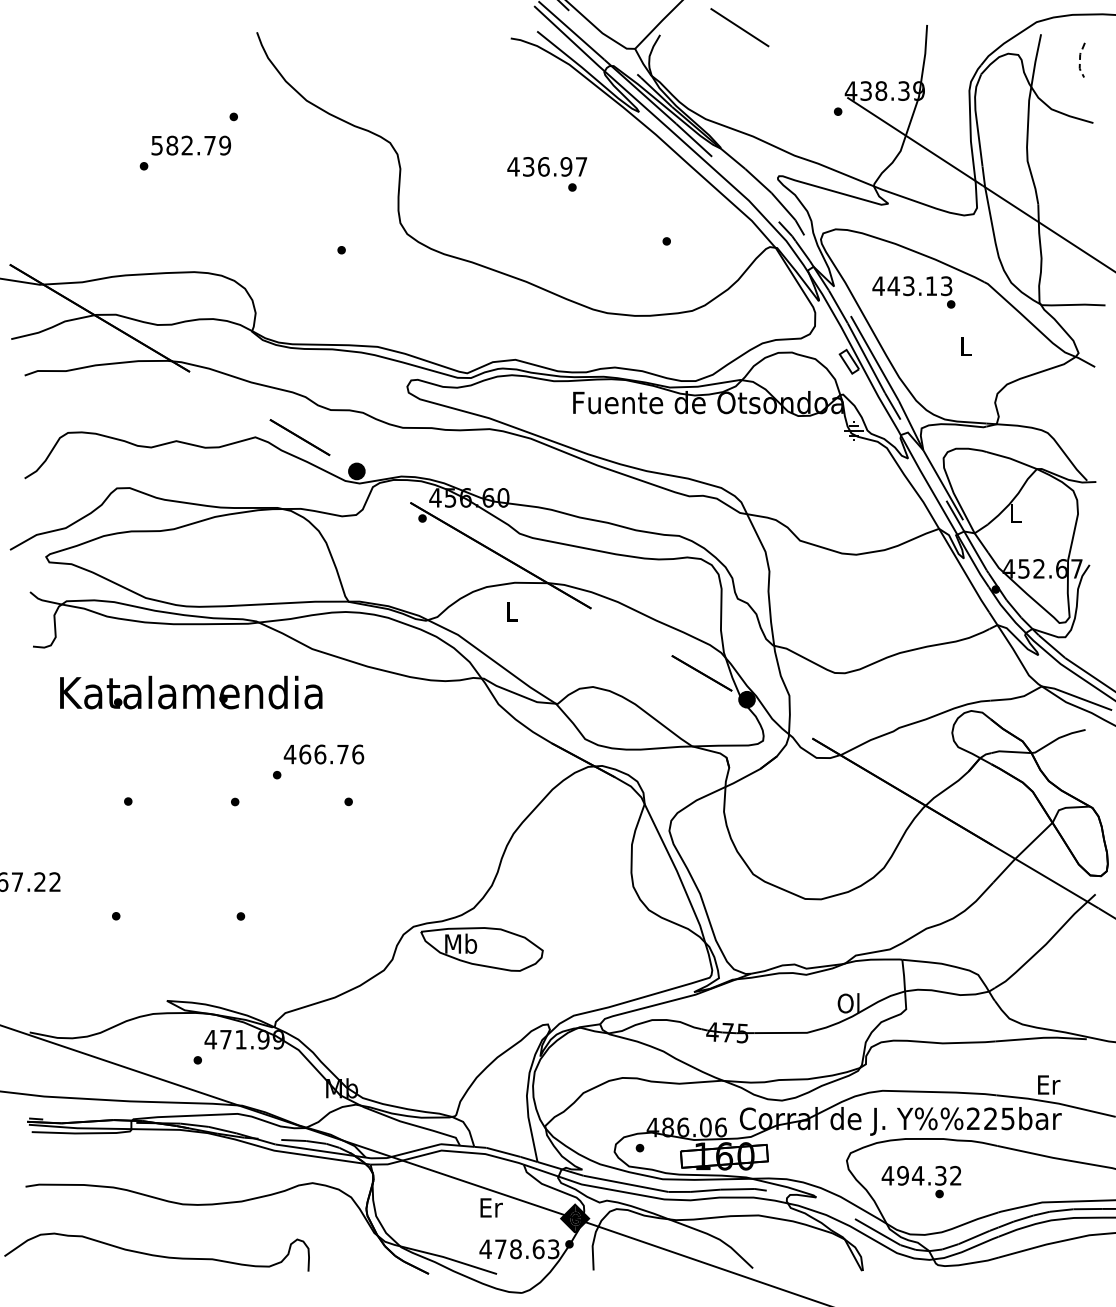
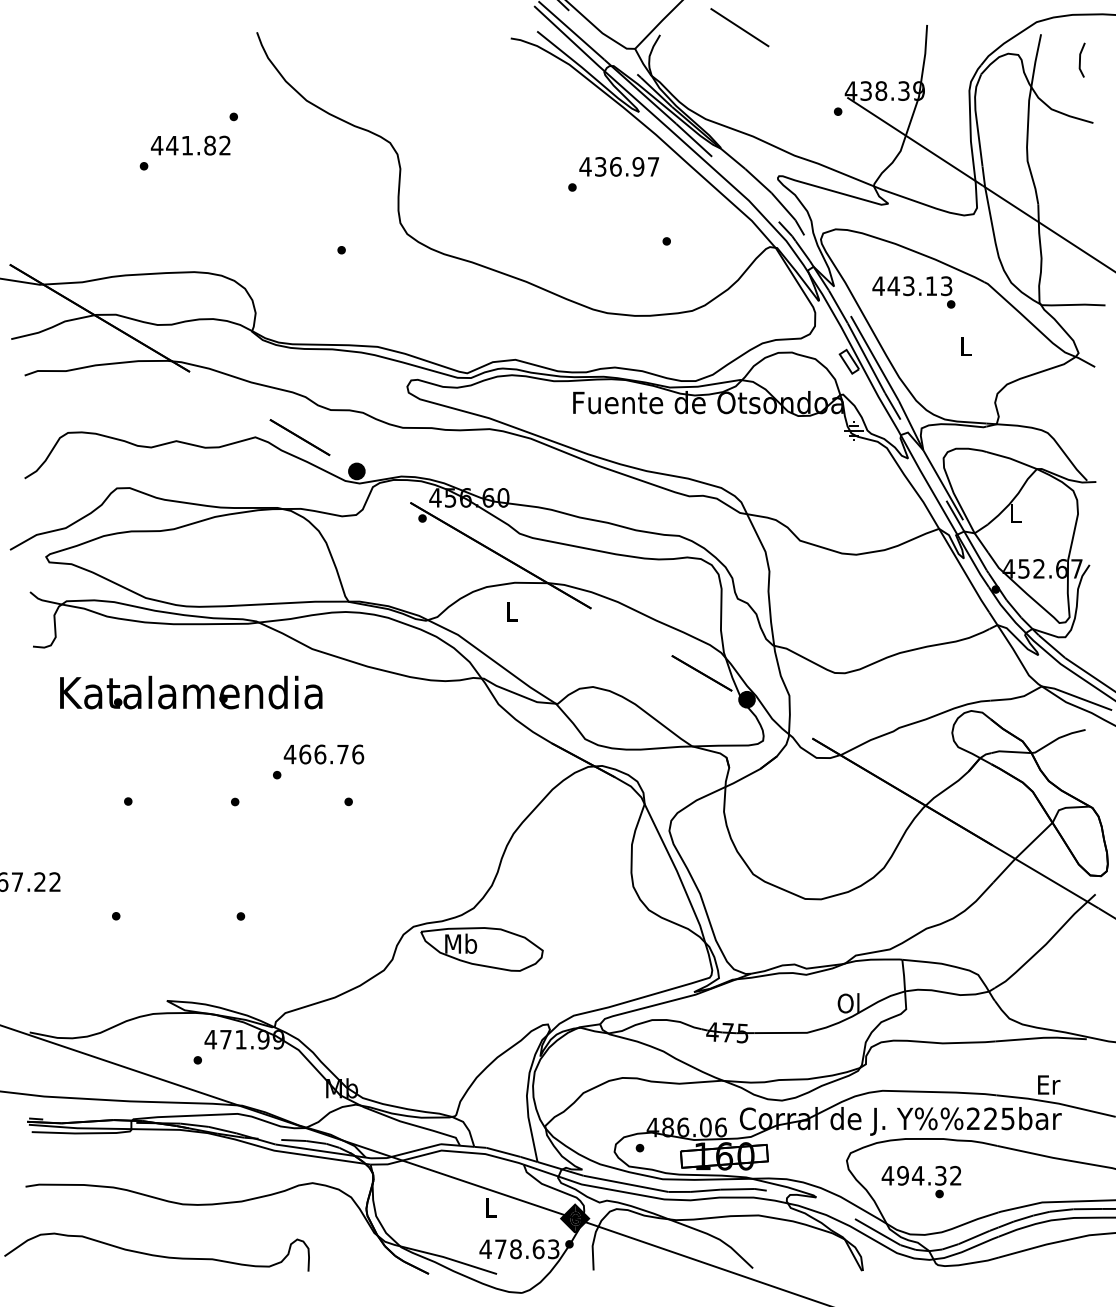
line: dashed -> solid (1079, 60)
text: 582.79 -> 441.82 (190, 145)
text position: (547, 166) -> (619, 166) (619, 166)
text: Er -> L (491, 1207)
